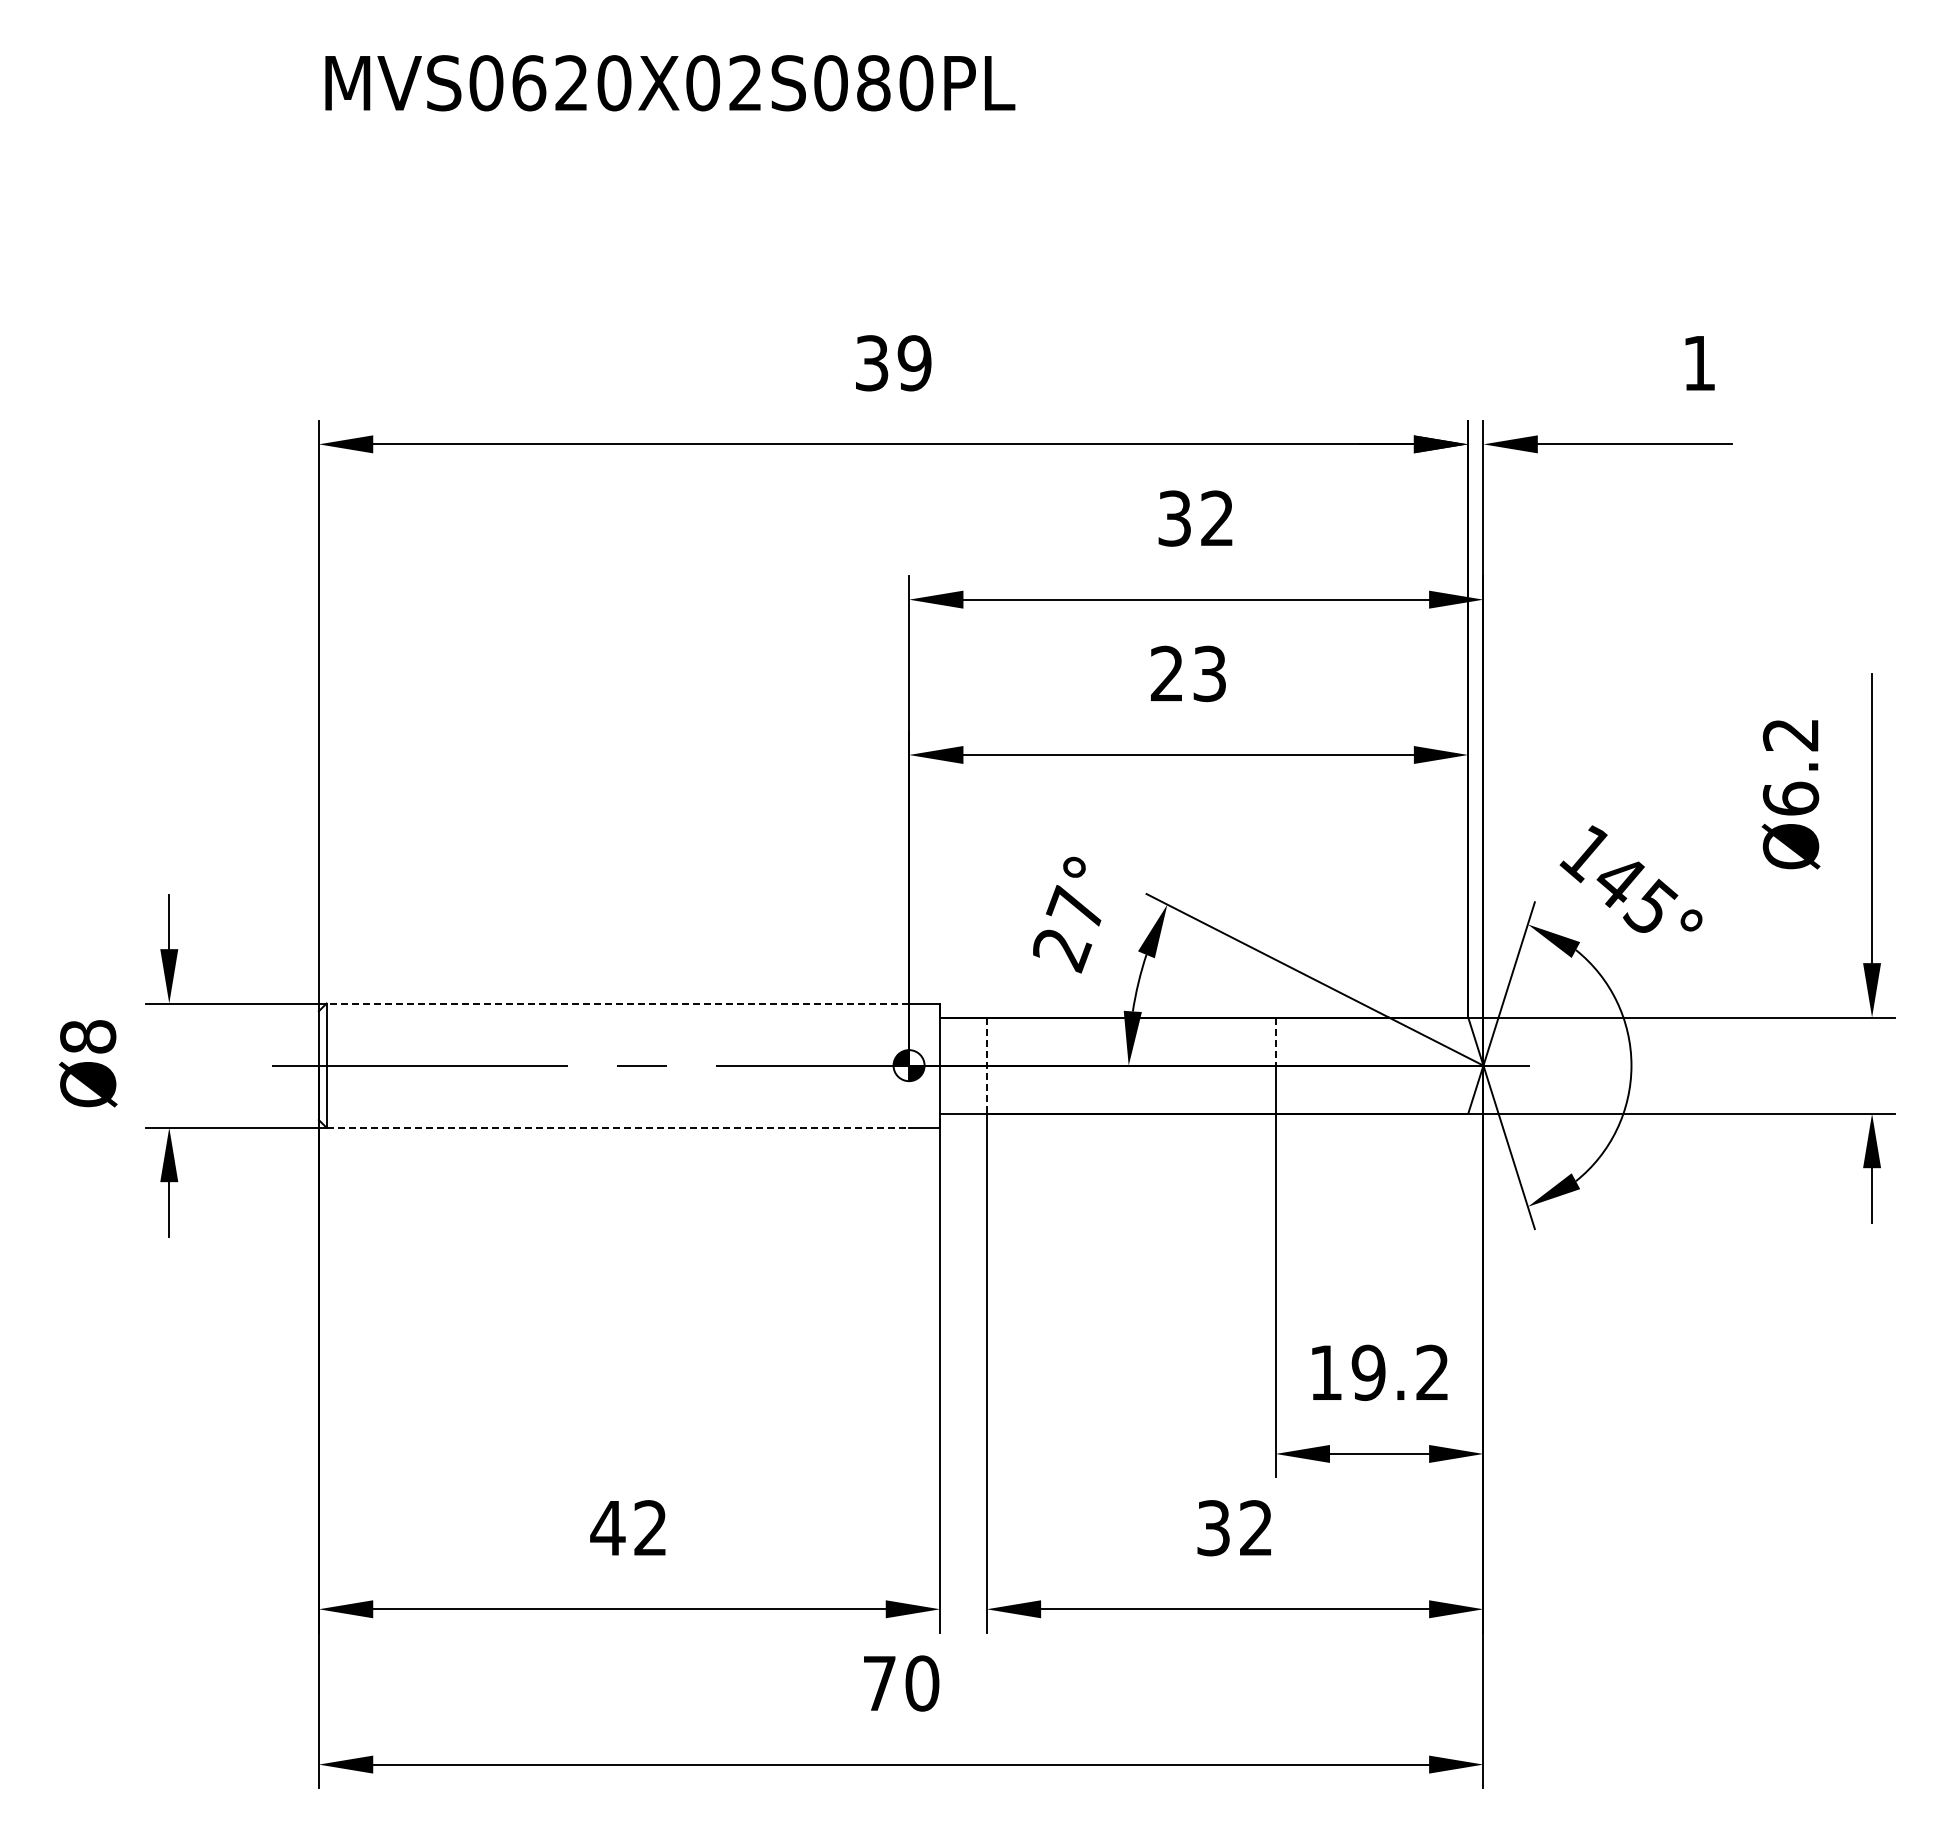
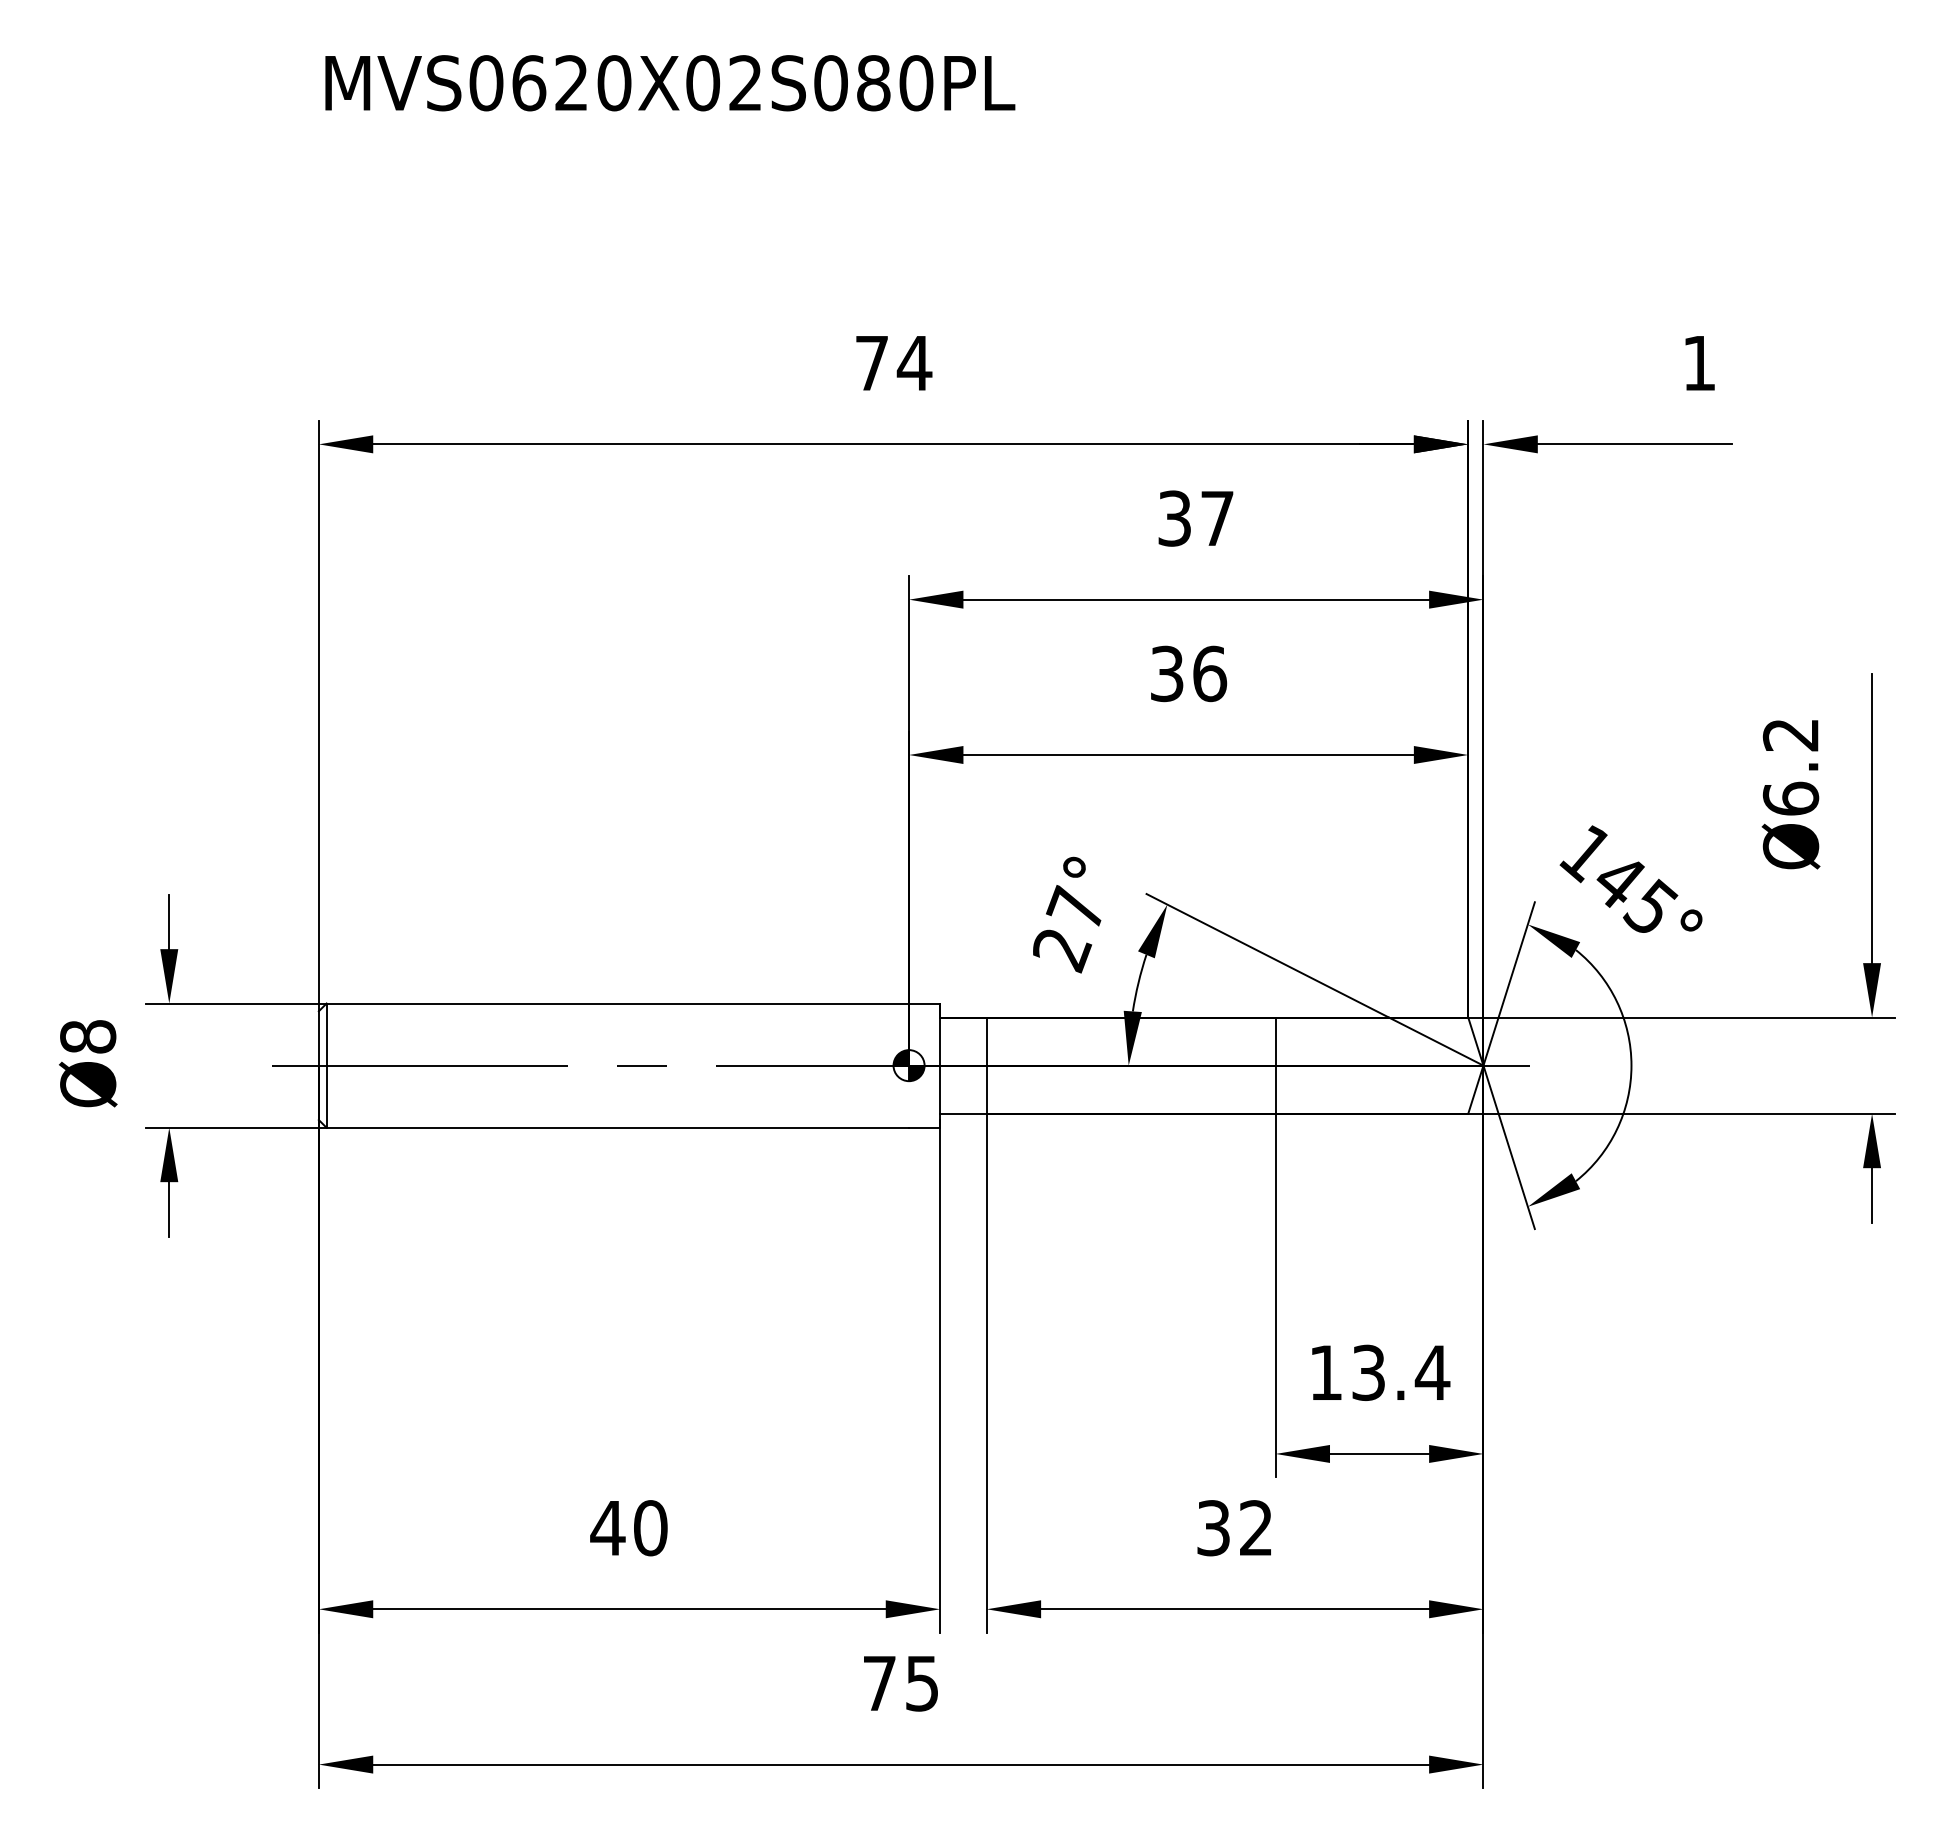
text: 39 -> 74 (894, 363)
text: 32 -> 37 (1217, 517)
text: 23 -> 36 (1189, 673)
line: dashed -> solid (617, 1003)
line: dashed -> solid (1275, 1042)
line: dashed -> solid (986, 1066)
line: dashed -> solid (618, 1127)
text: 19.2 -> 13.4 (1400, 1372)
text: 42 -> 40 (650, 1528)
text: 70 -> 75 (922, 1683)
